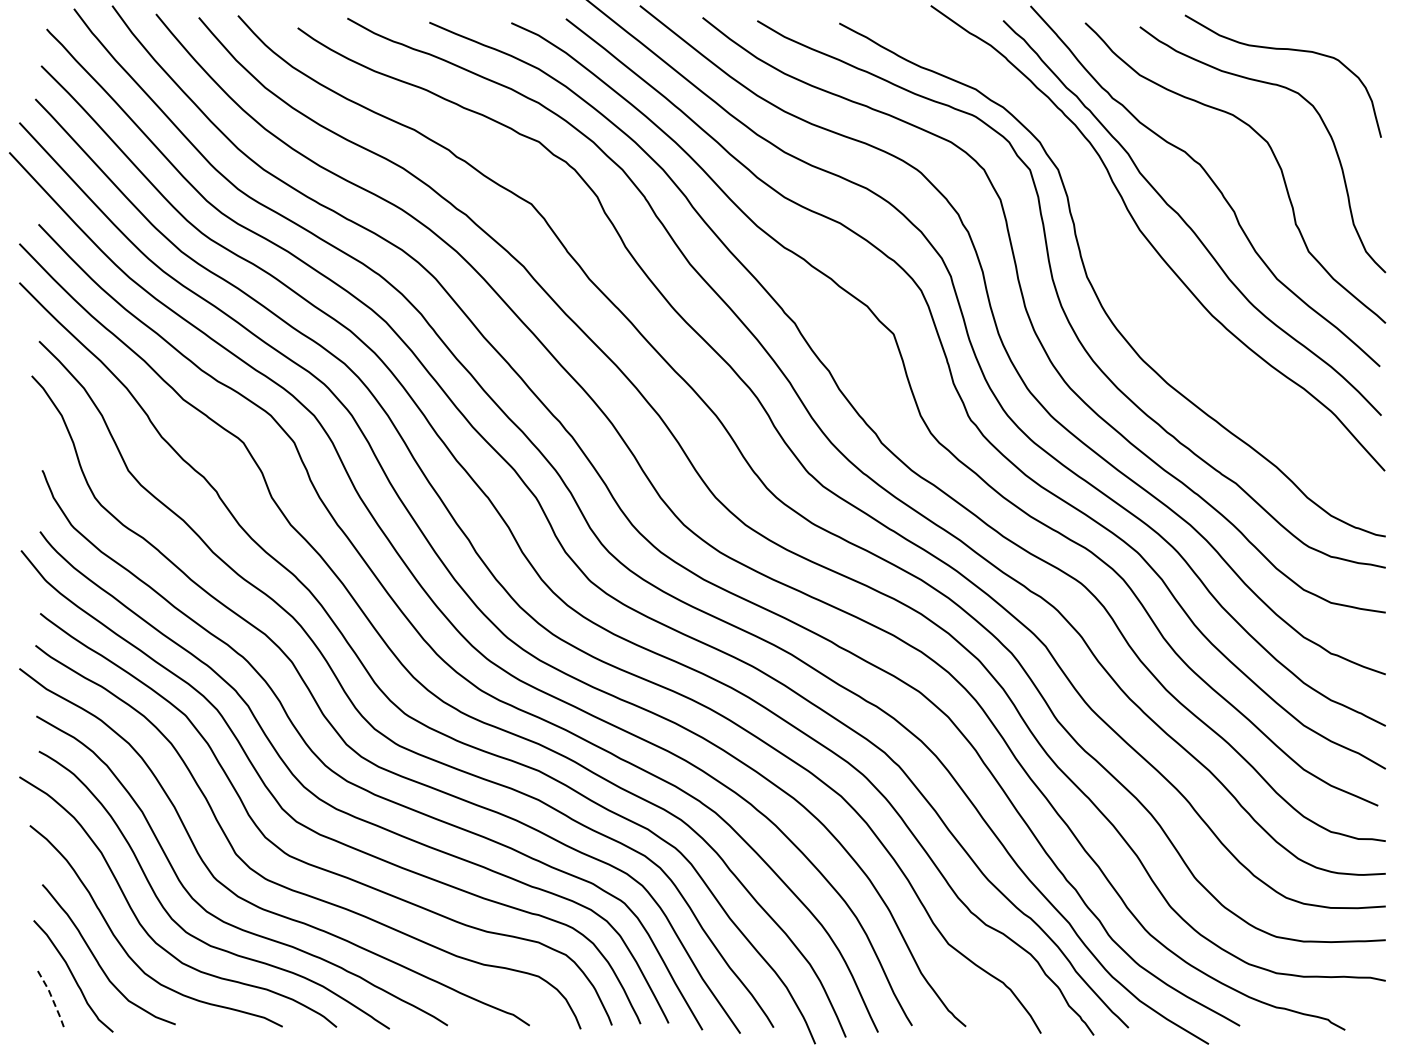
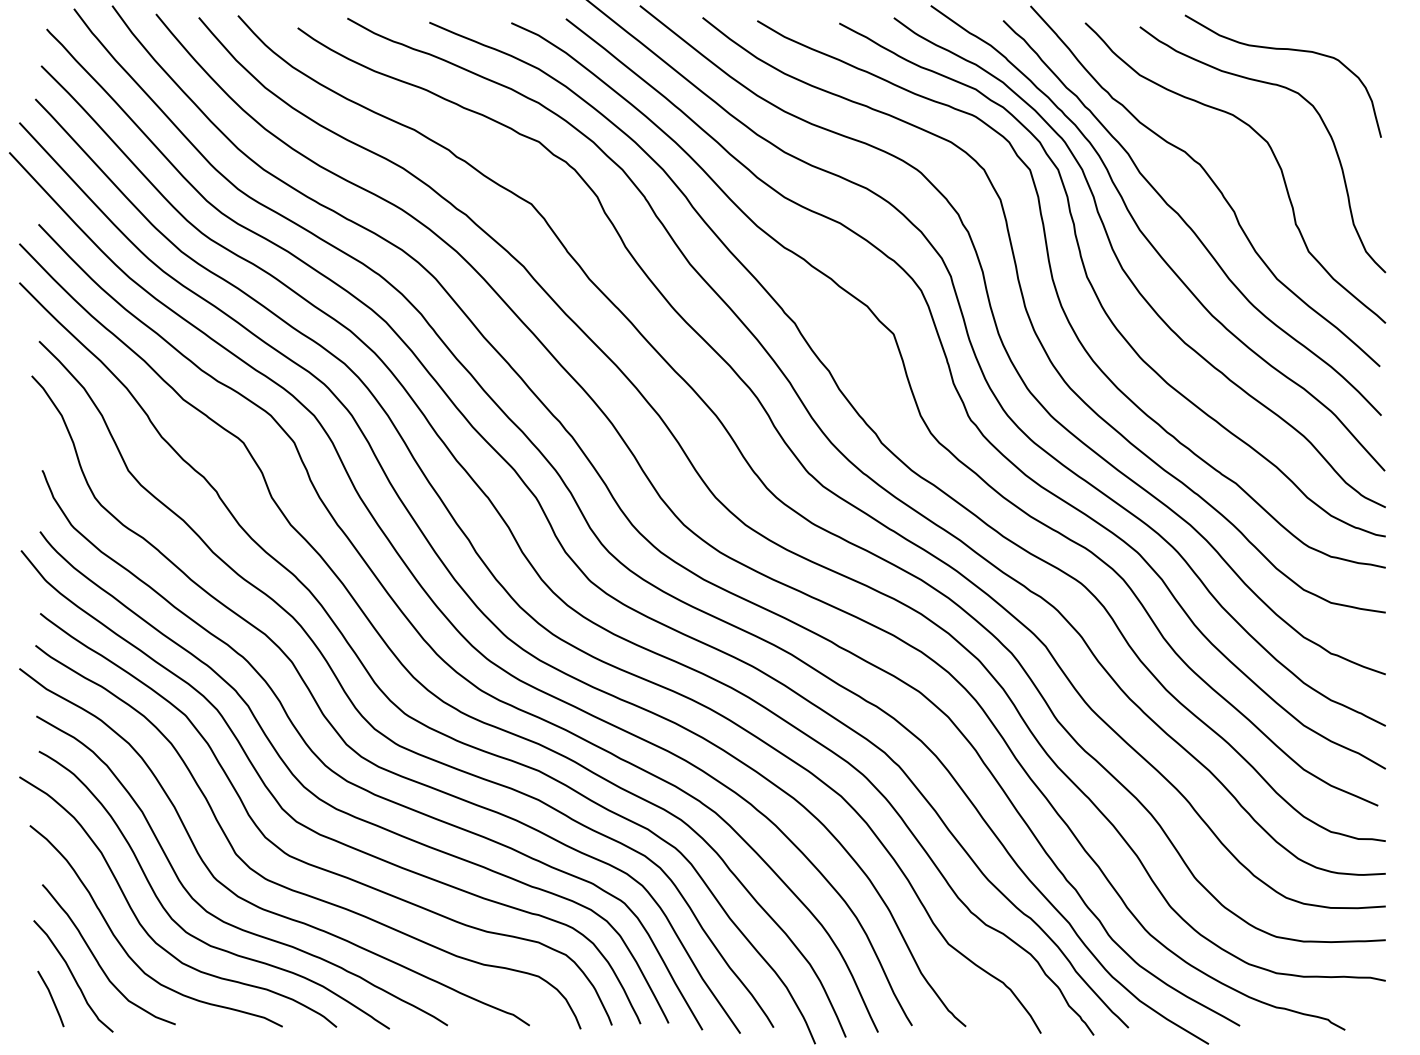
curve: none -> present (1126, 272)
line: dashed -> solid (52, 998)
